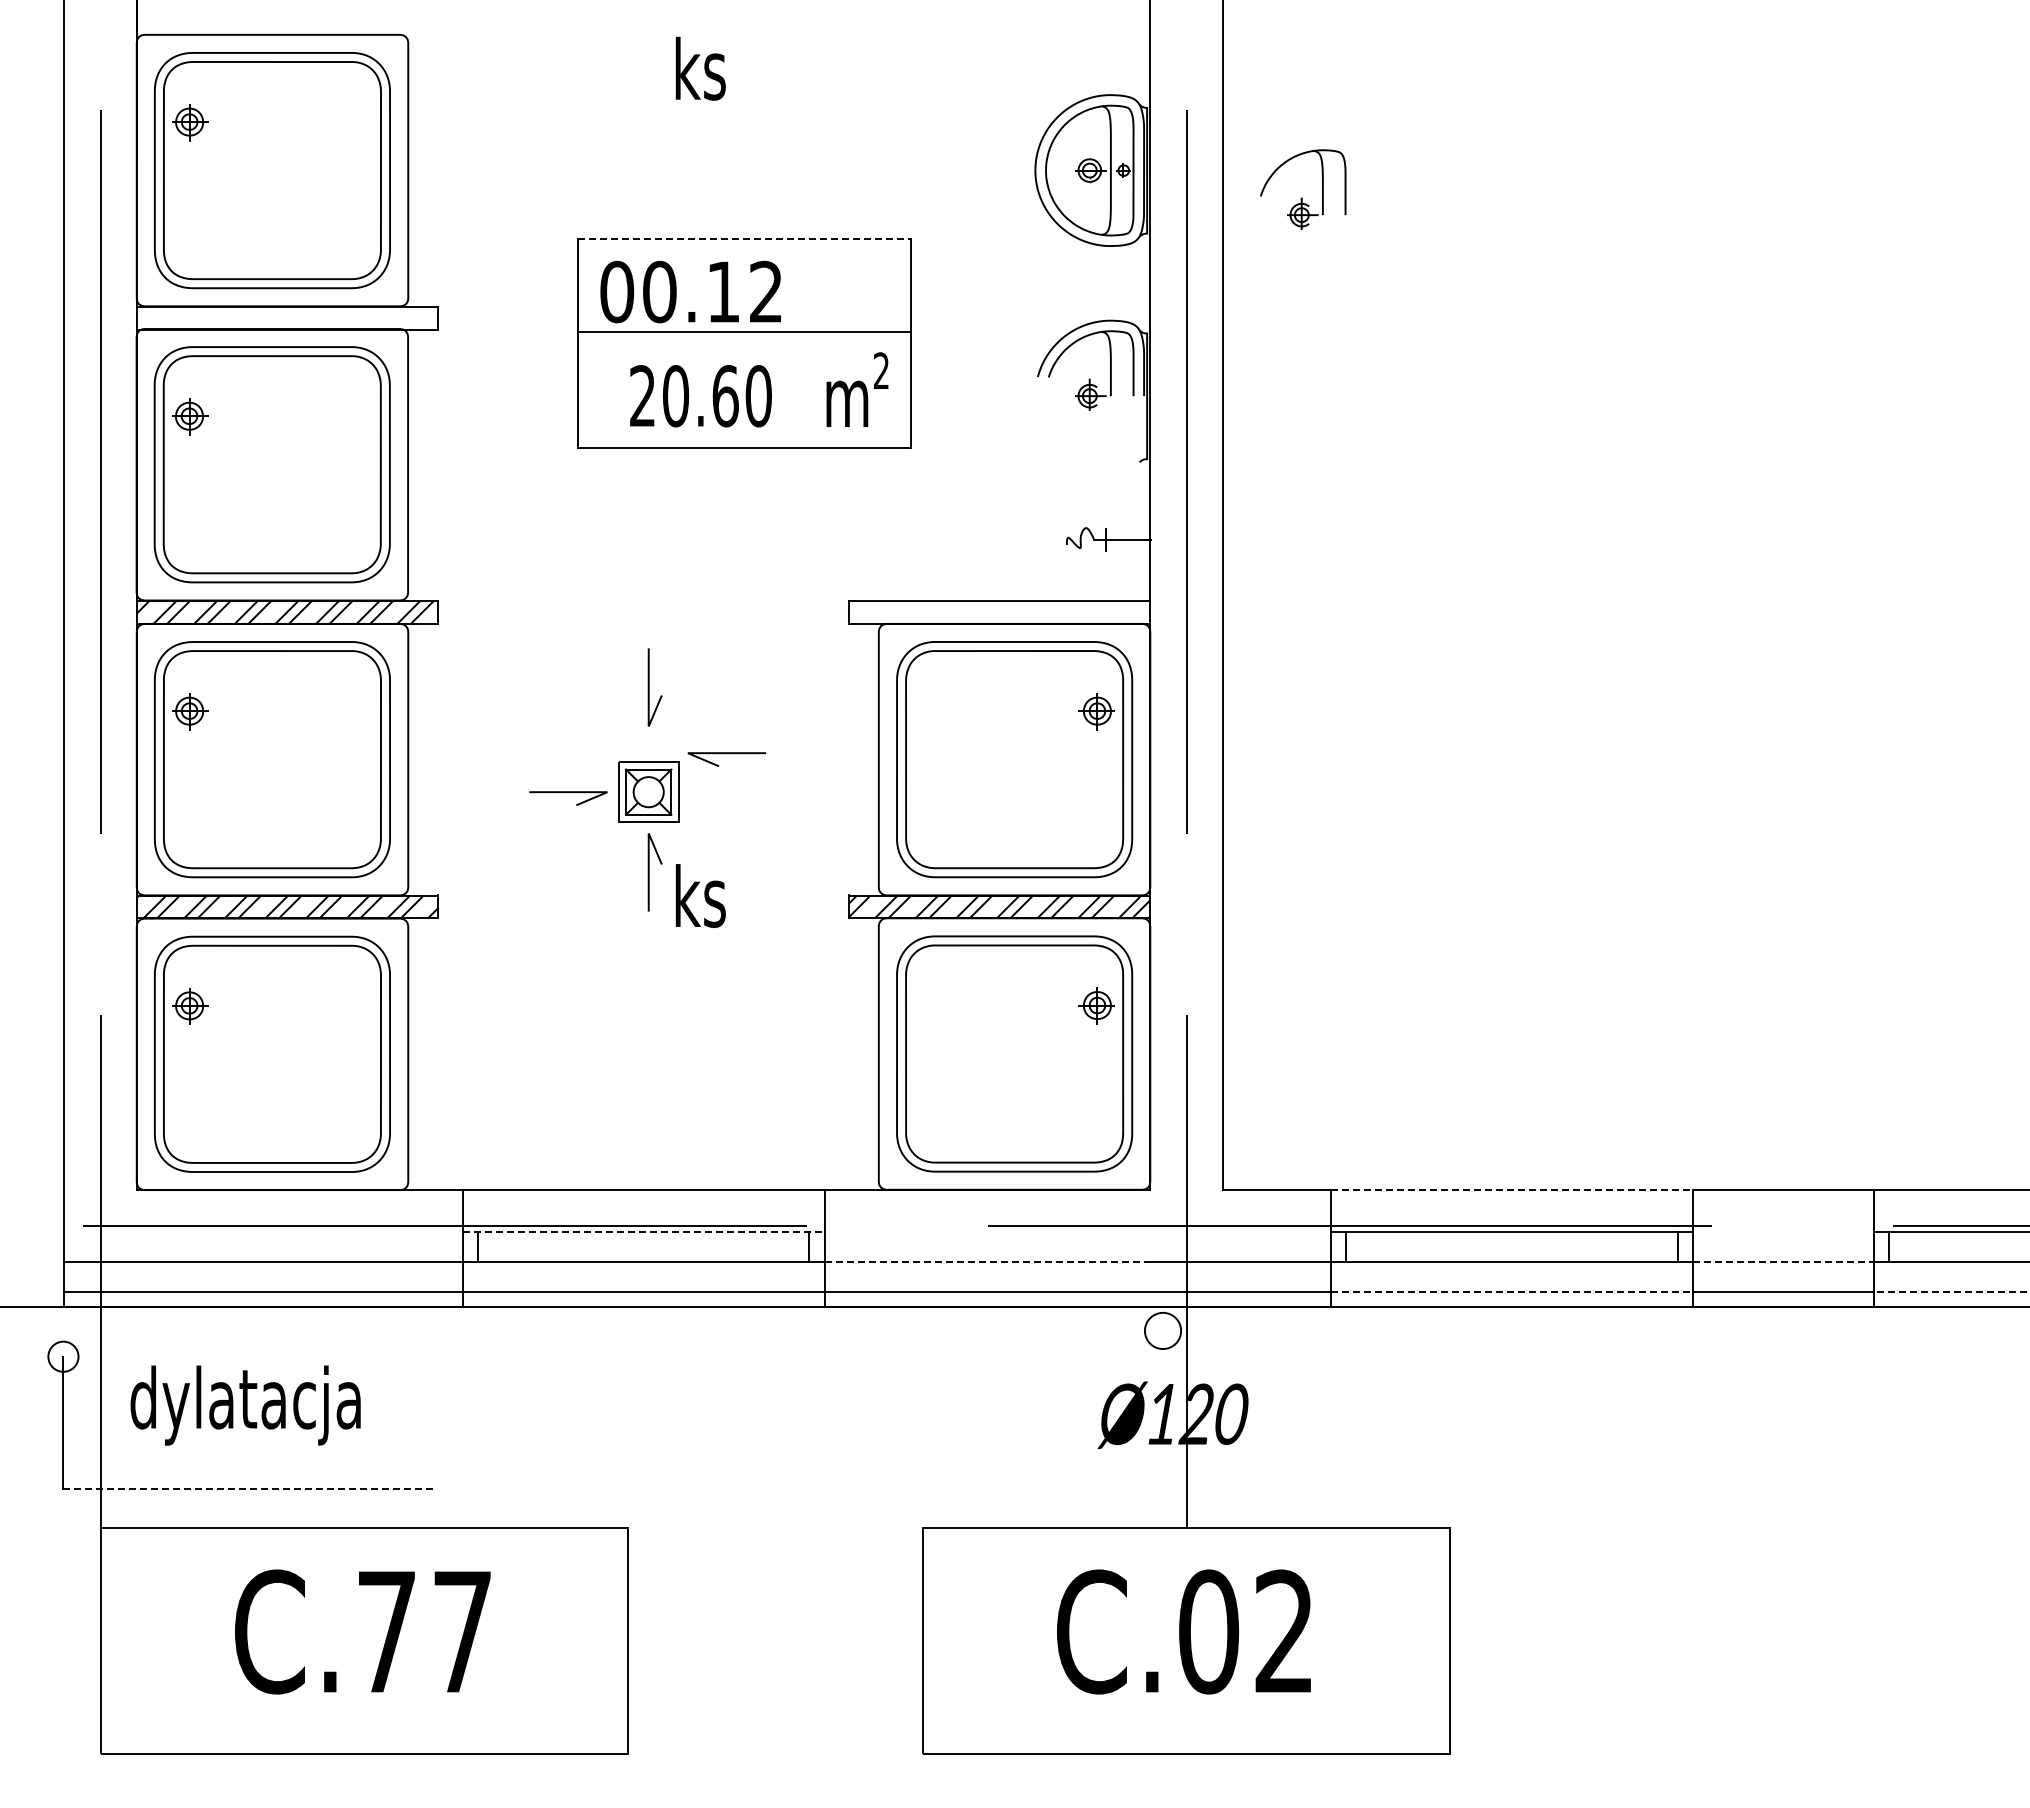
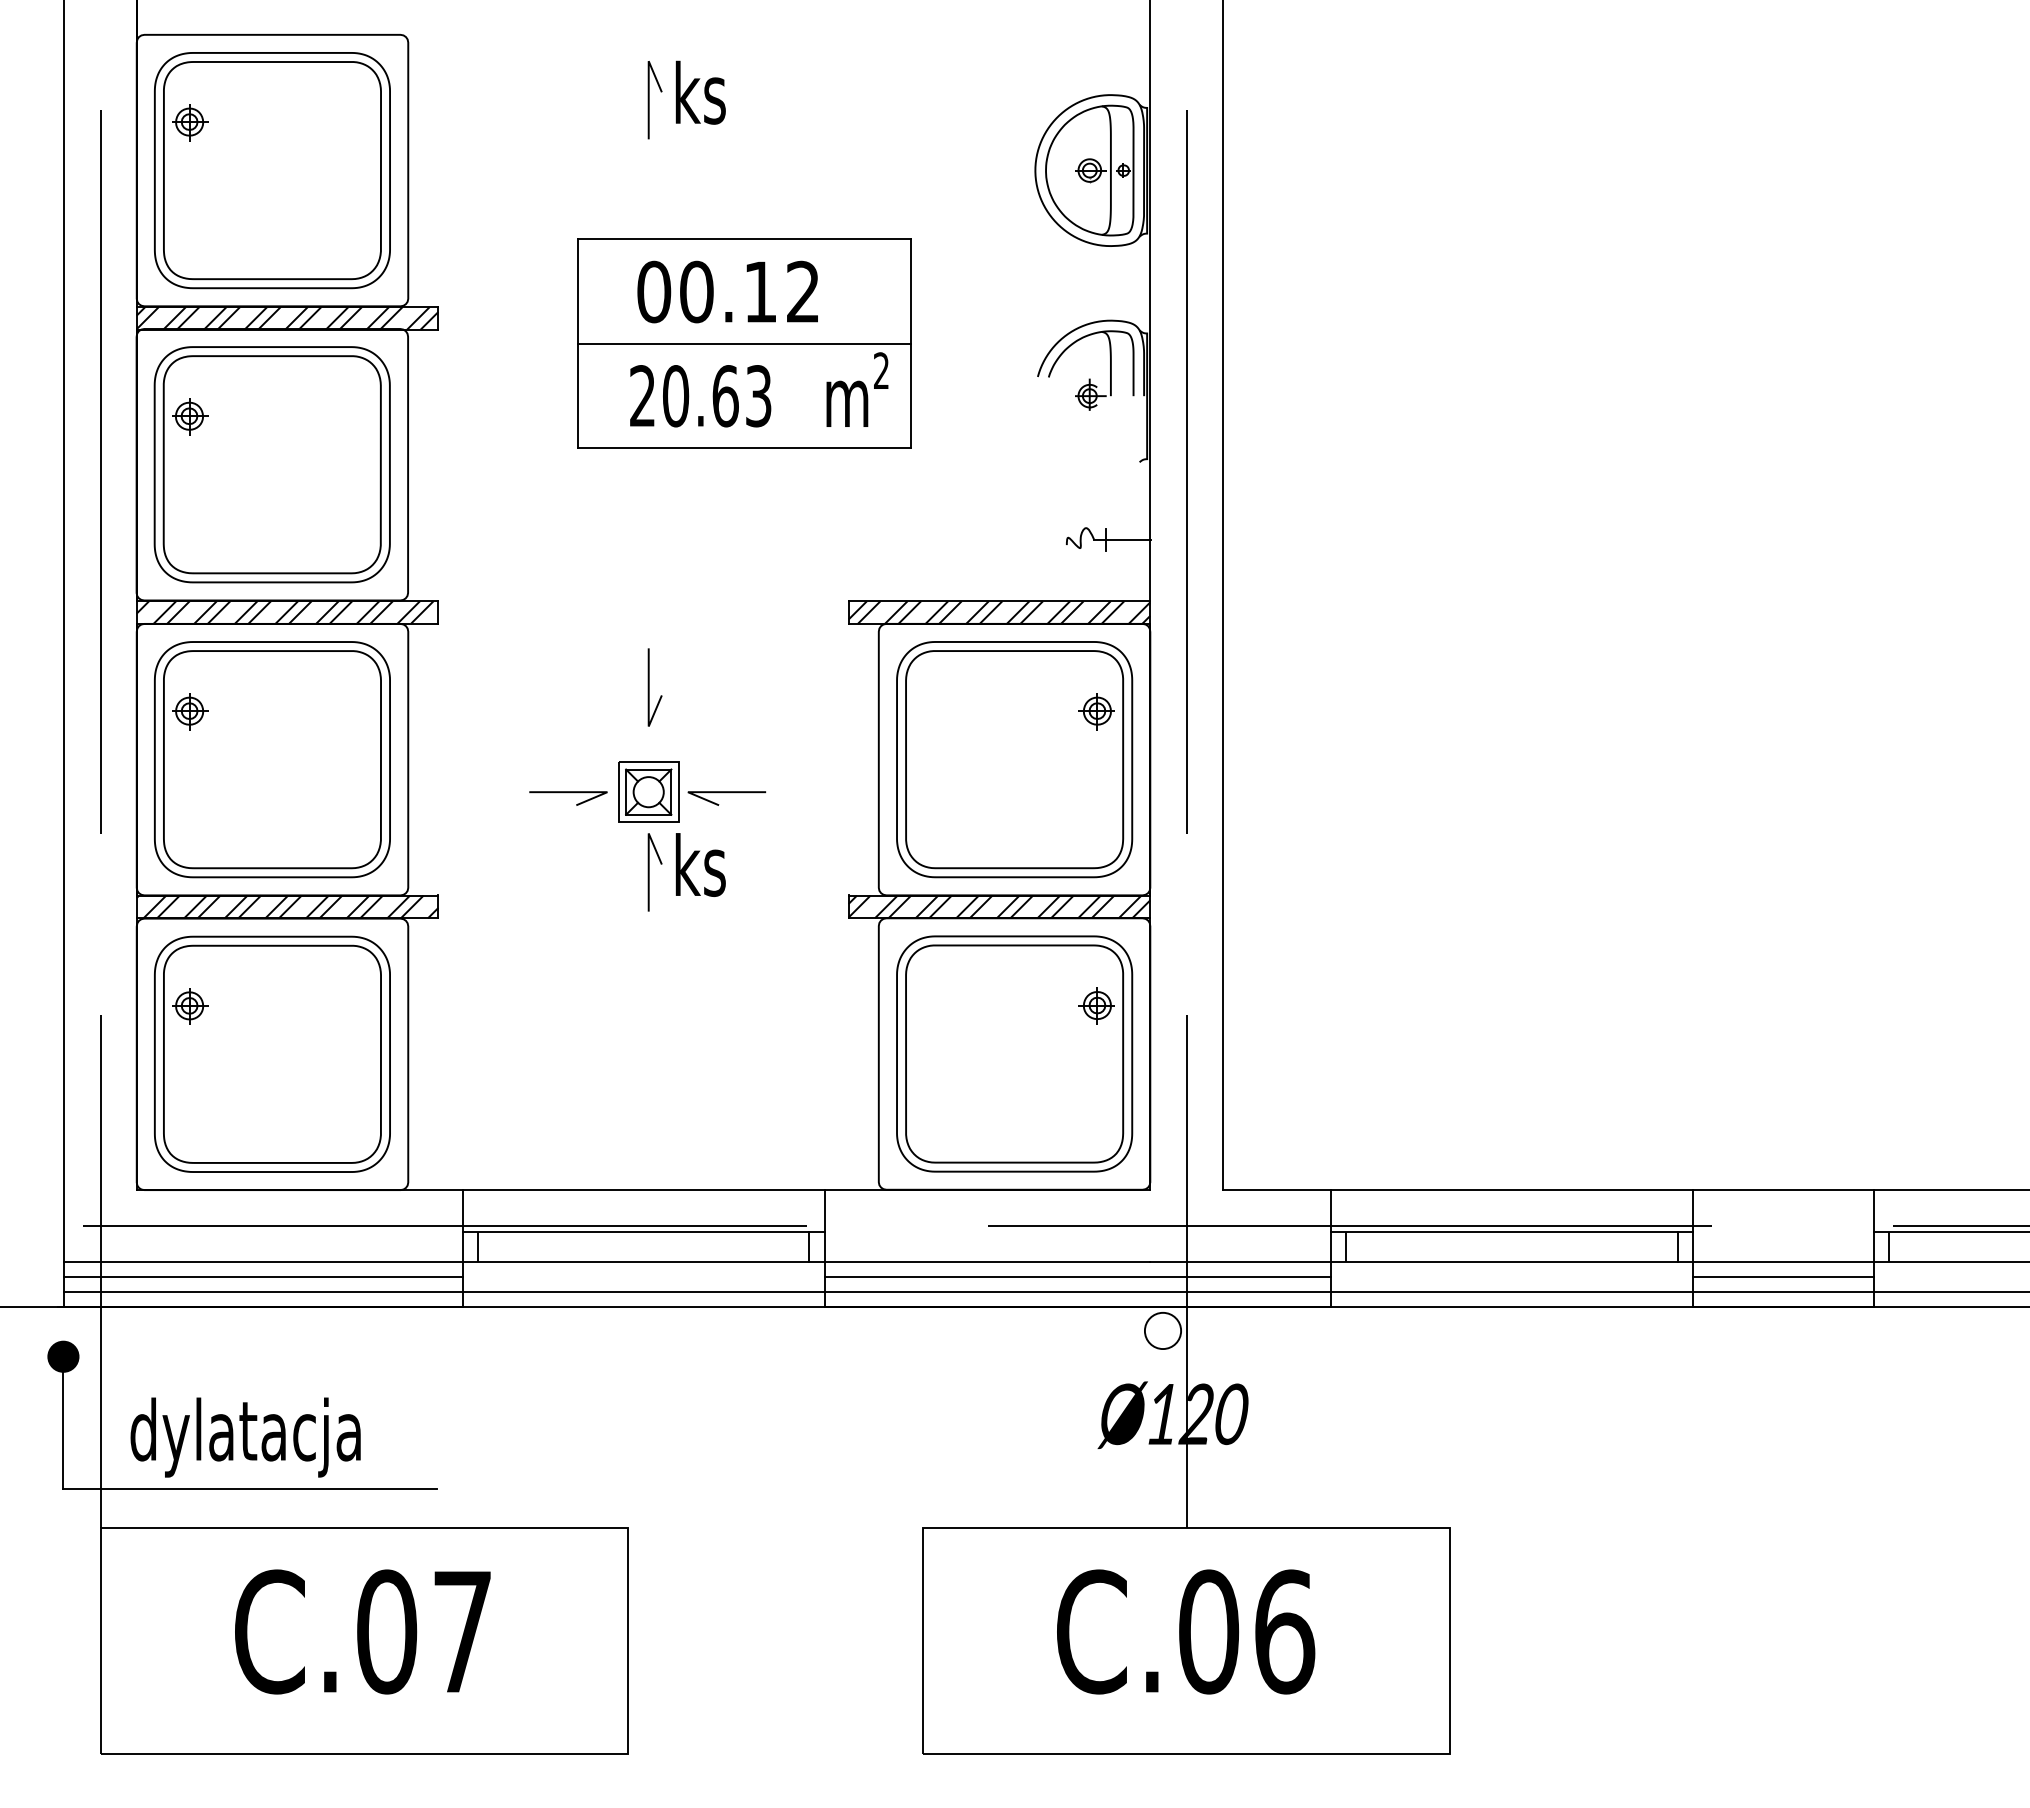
text position: (700, 68) -> (700, 92) (700, 92)
line: none -> present (649, 100)
part: present -> none (1302, 197)
line: dashed -> solid (744, 239)
text position: (690, 291) -> (727, 291) (727, 291)
hatch: none -> present (287, 318)
line position: (744, 331) -> (744, 343) (744, 343)
text: 20.60 -> 20.63 (758, 396)
hatch: none -> present (999, 612)
line position: (726, 754) -> (726, 793) (726, 793)
text position: (700, 895) -> (700, 864) (700, 864)
line: dashed -> solid (1512, 1189)
line: dashed -> solid (643, 1232)
line: dashed -> solid (987, 1262)
line: dashed -> solid (1784, 1262)
line: none -> present (263, 1277)
line: none -> present (1077, 1277)
line: none -> present (1783, 1277)
line: dashed -> solid (1512, 1292)
line: dashed -> solid (1951, 1292)
fill: none -> present (63, 1356)
text position: (245, 1405) -> (245, 1437) (245, 1437)
line: dashed -> solid (250, 1489)
text: C.77 -> C.07 (387, 1631)
text: C.02 -> C.06 (1285, 1631)
